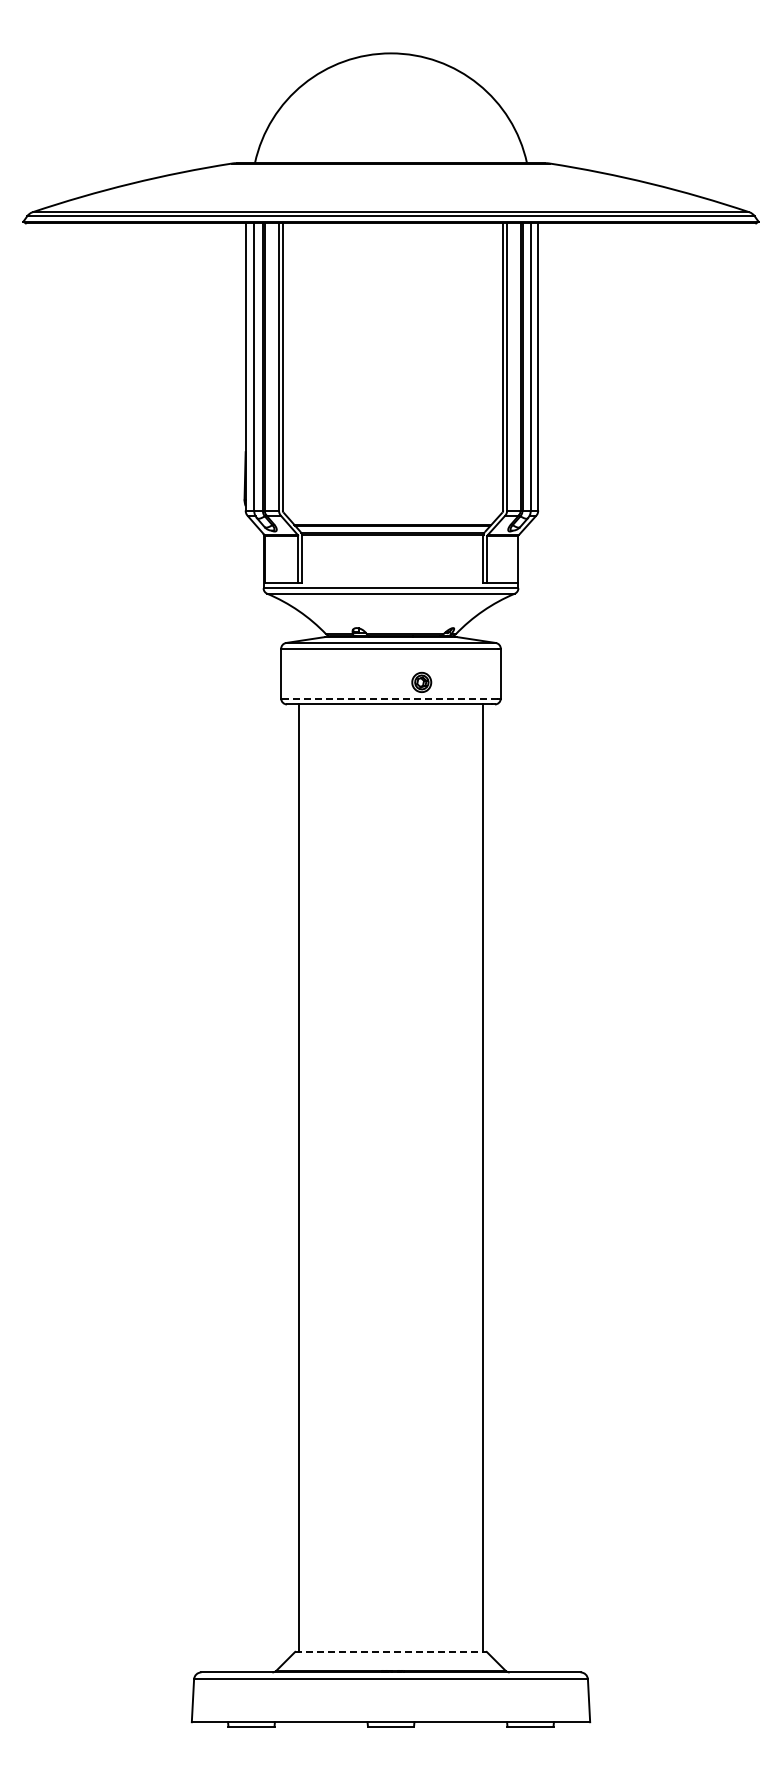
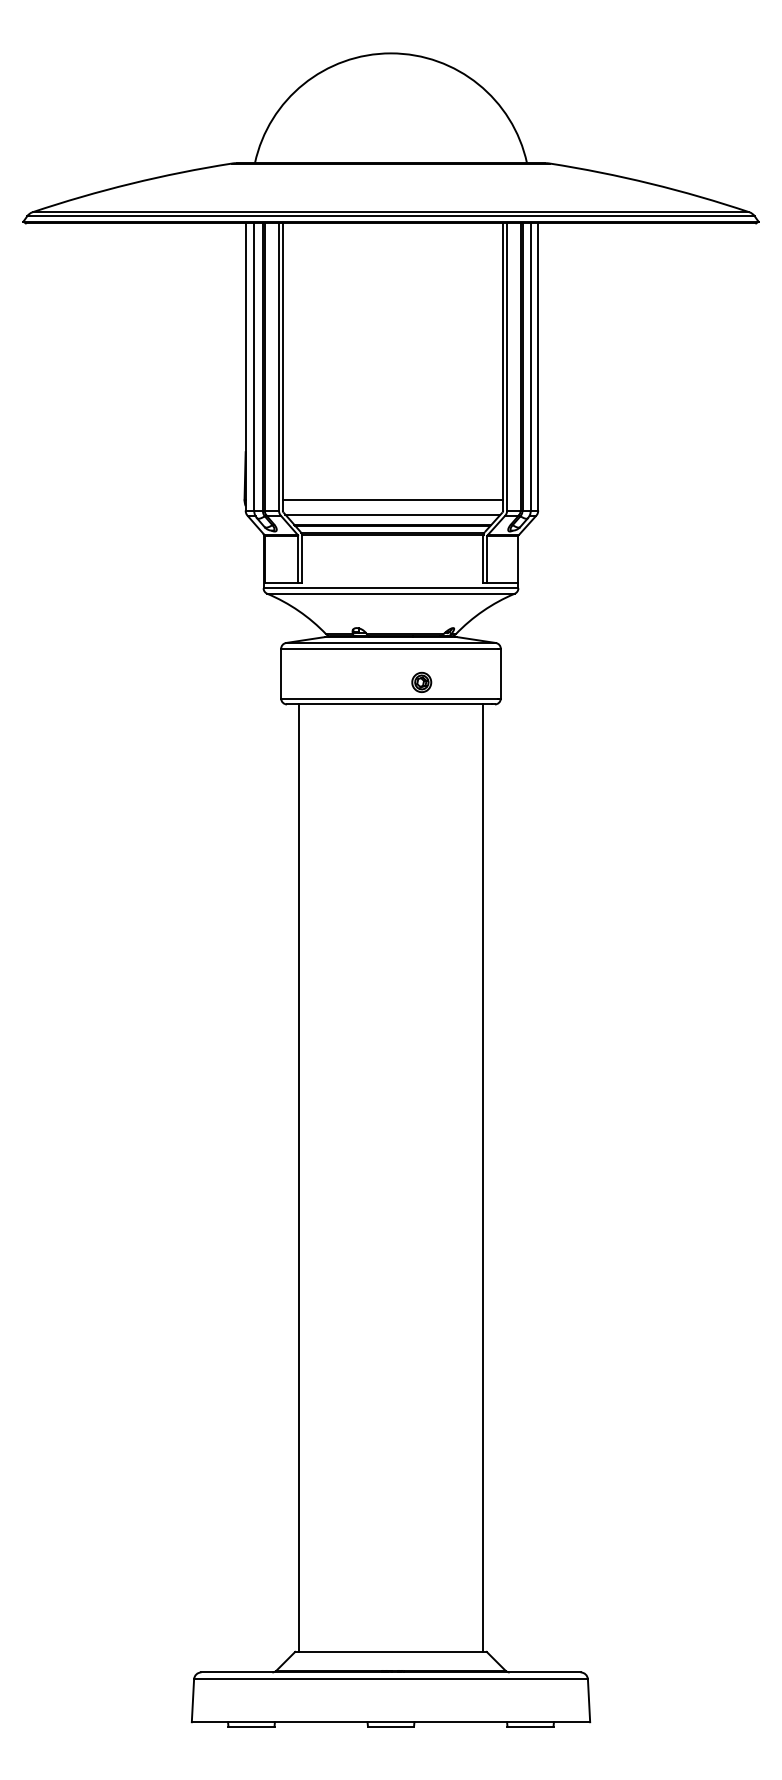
line: none -> present (392, 499)
line: none -> present (392, 515)
line: dashed -> solid (388, 698)
line: dashed -> solid (391, 1651)
